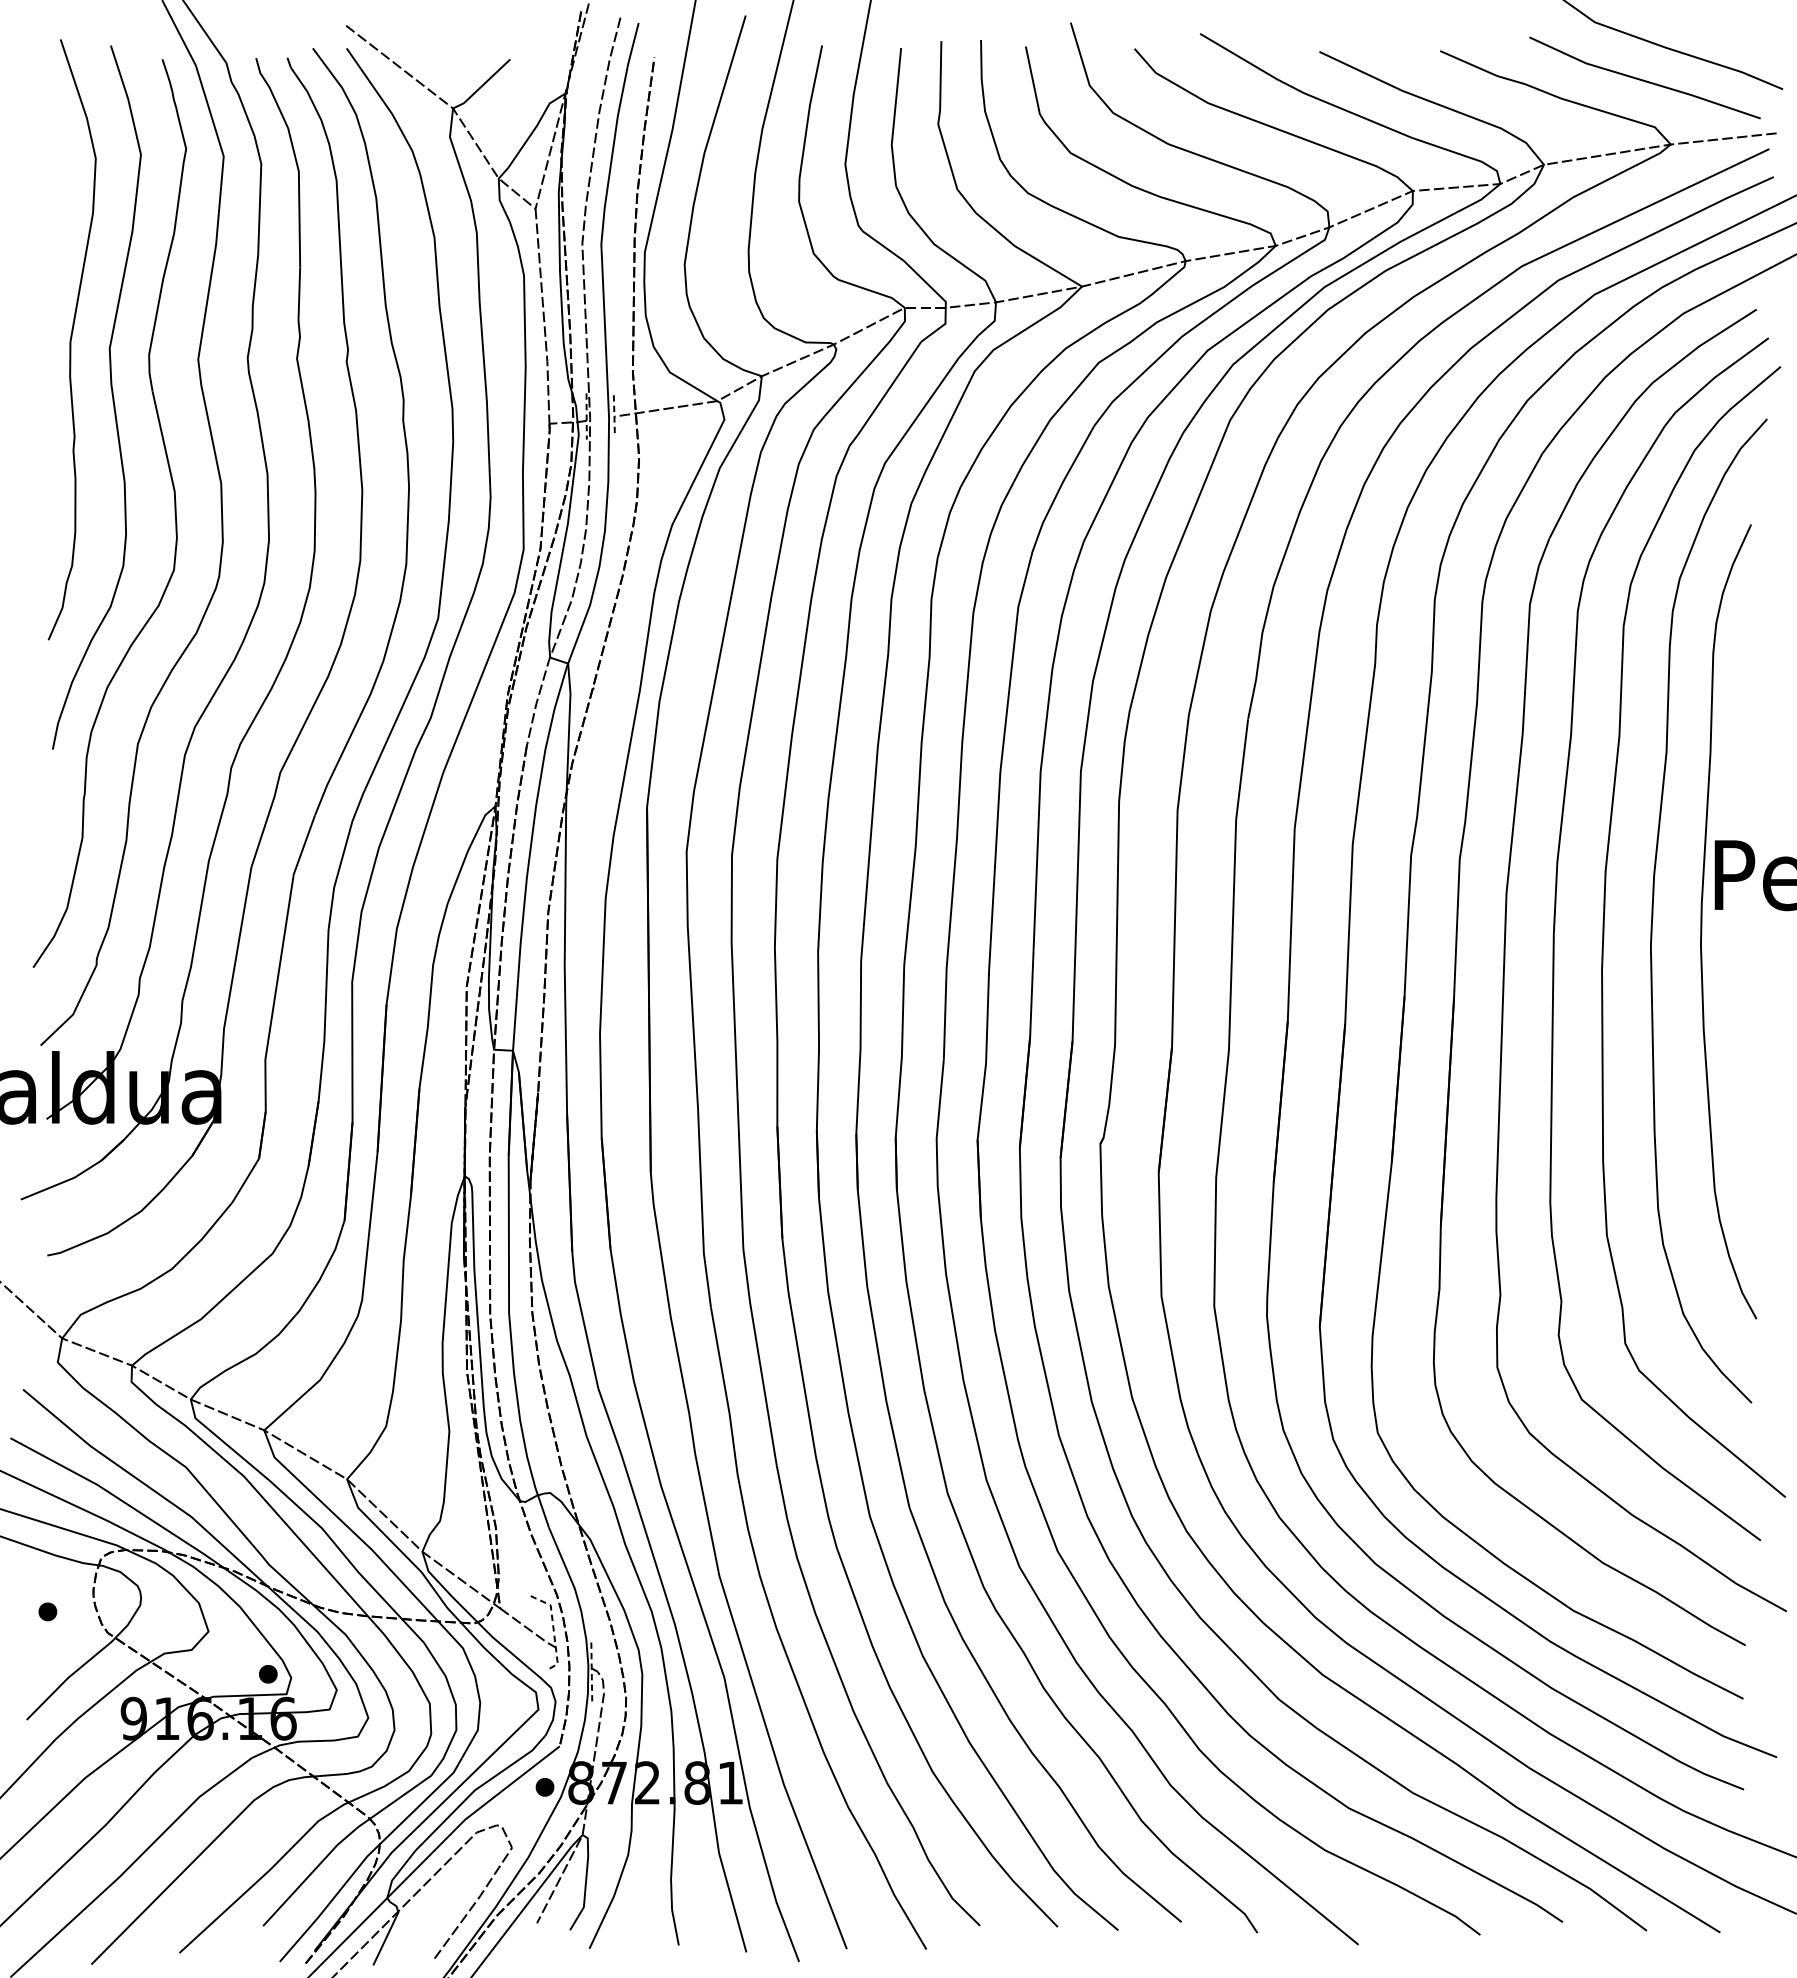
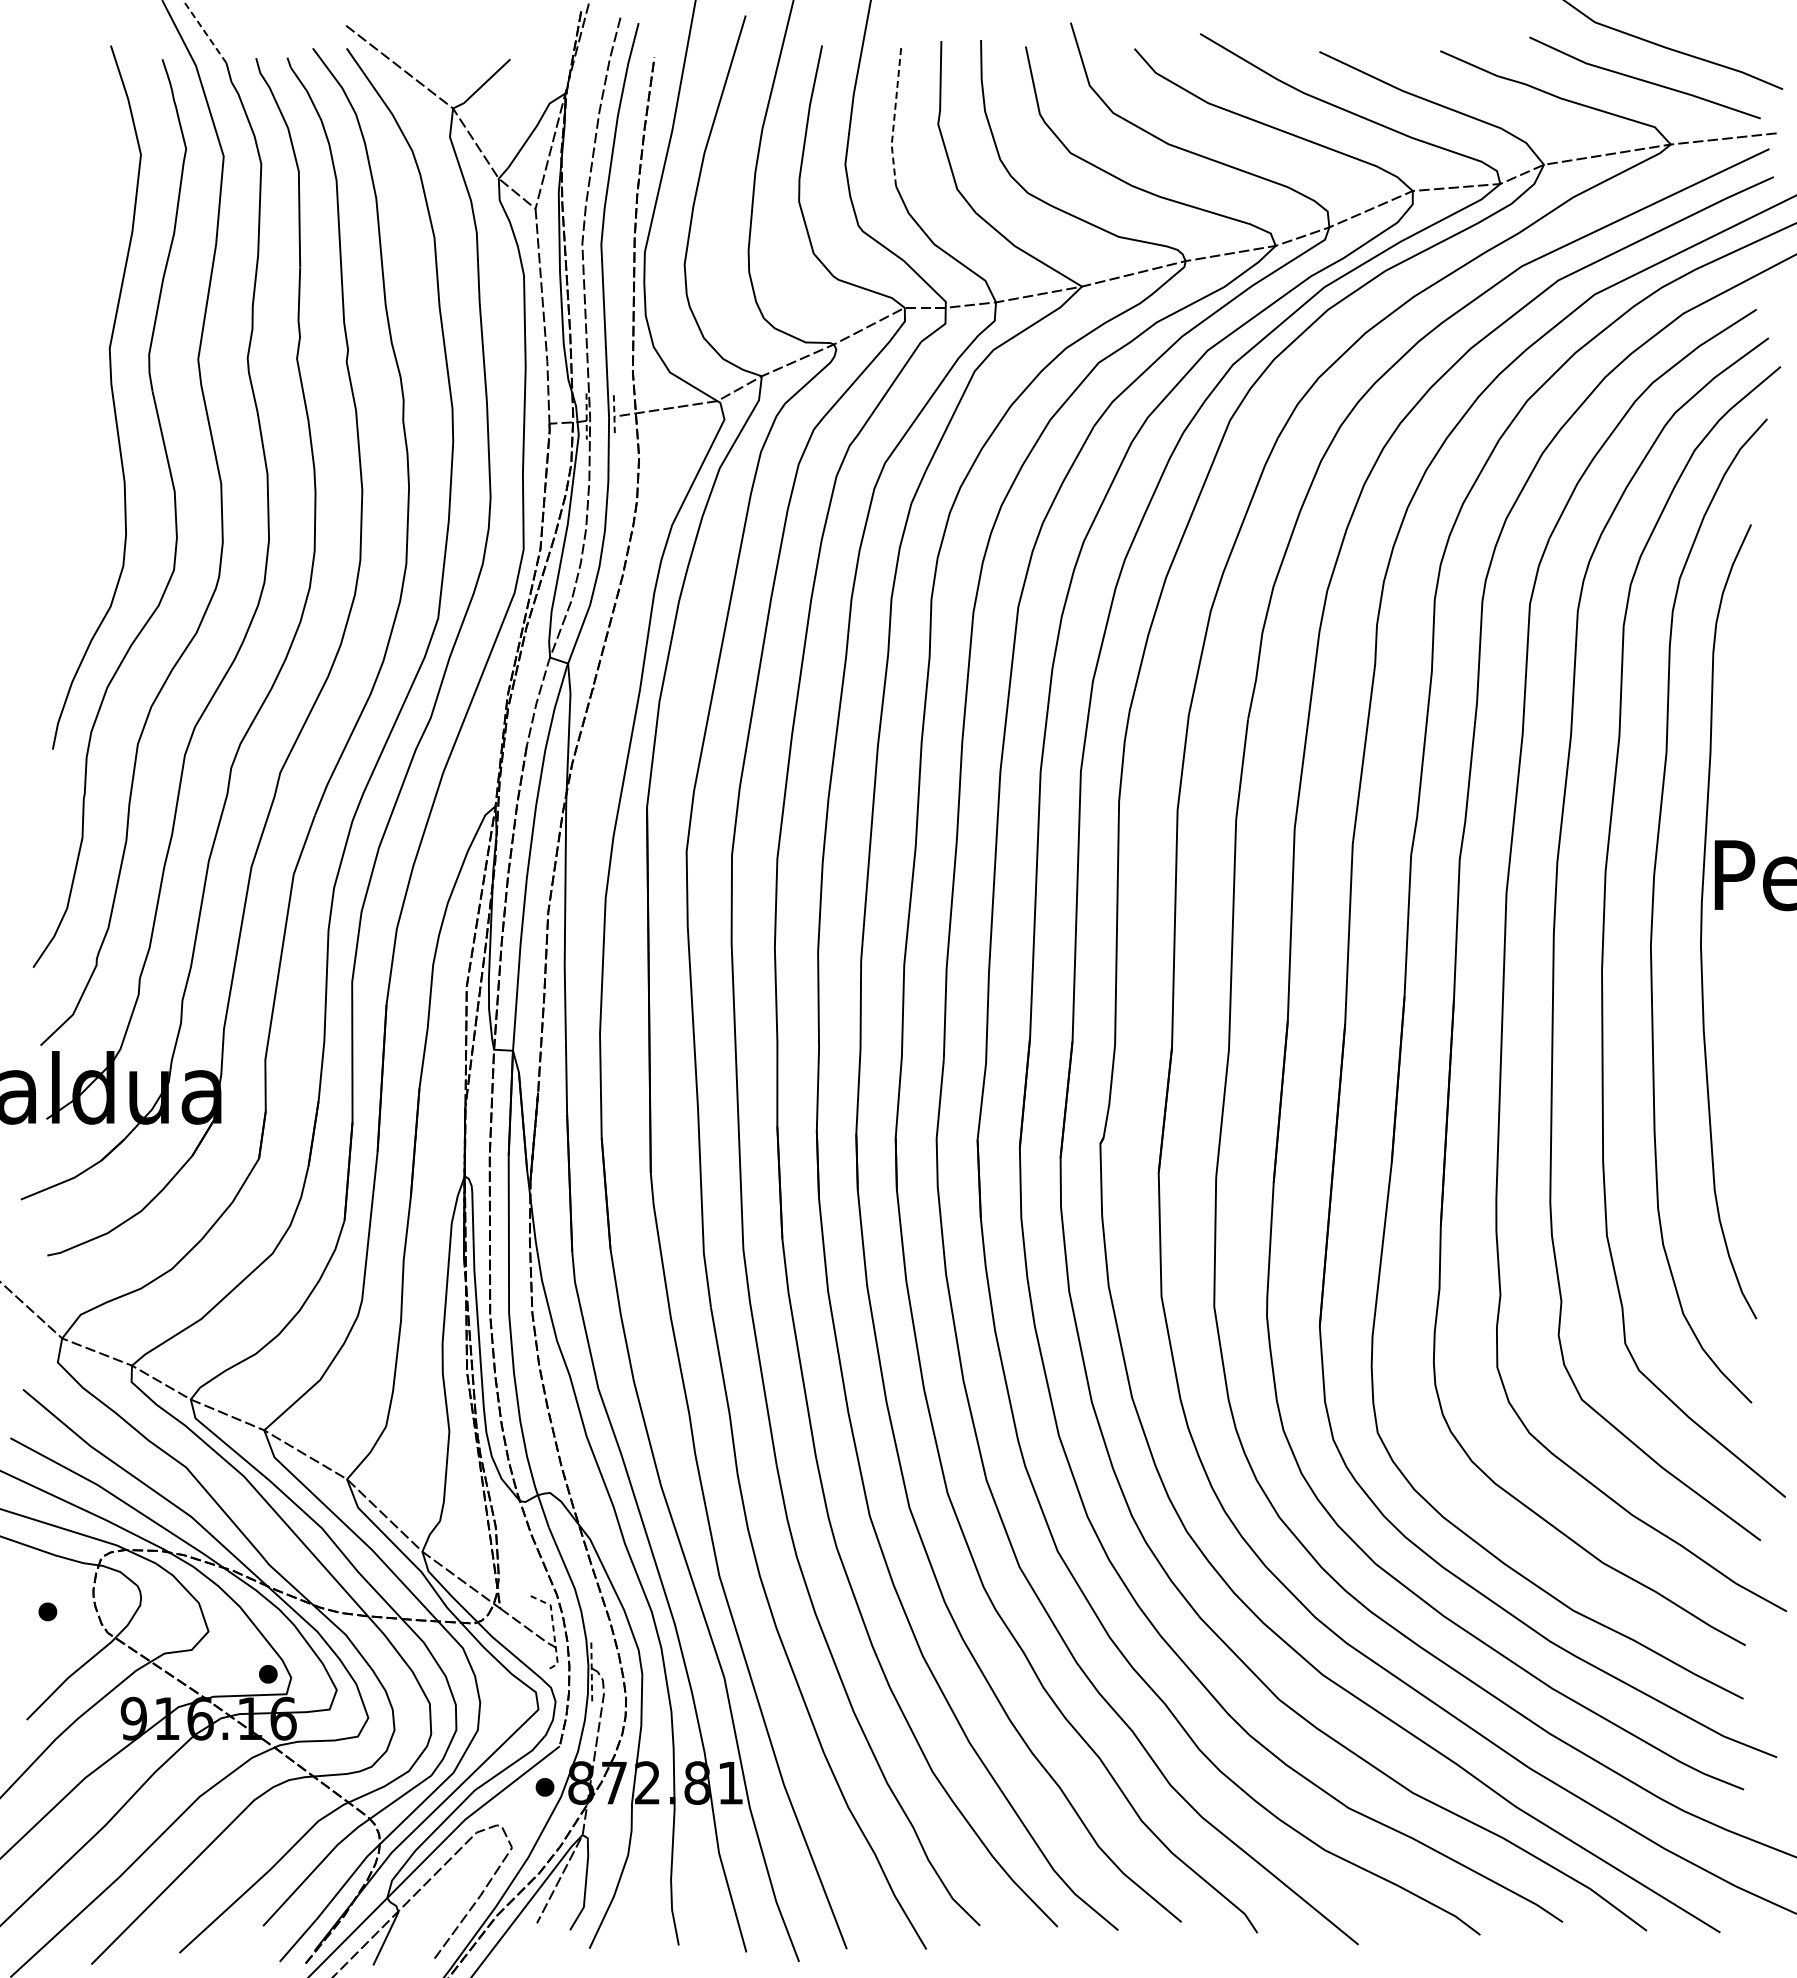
line: solid -> dashed (204, 31)
line: solid -> dashed (894, 118)
curve: present -> none (71, 339)
